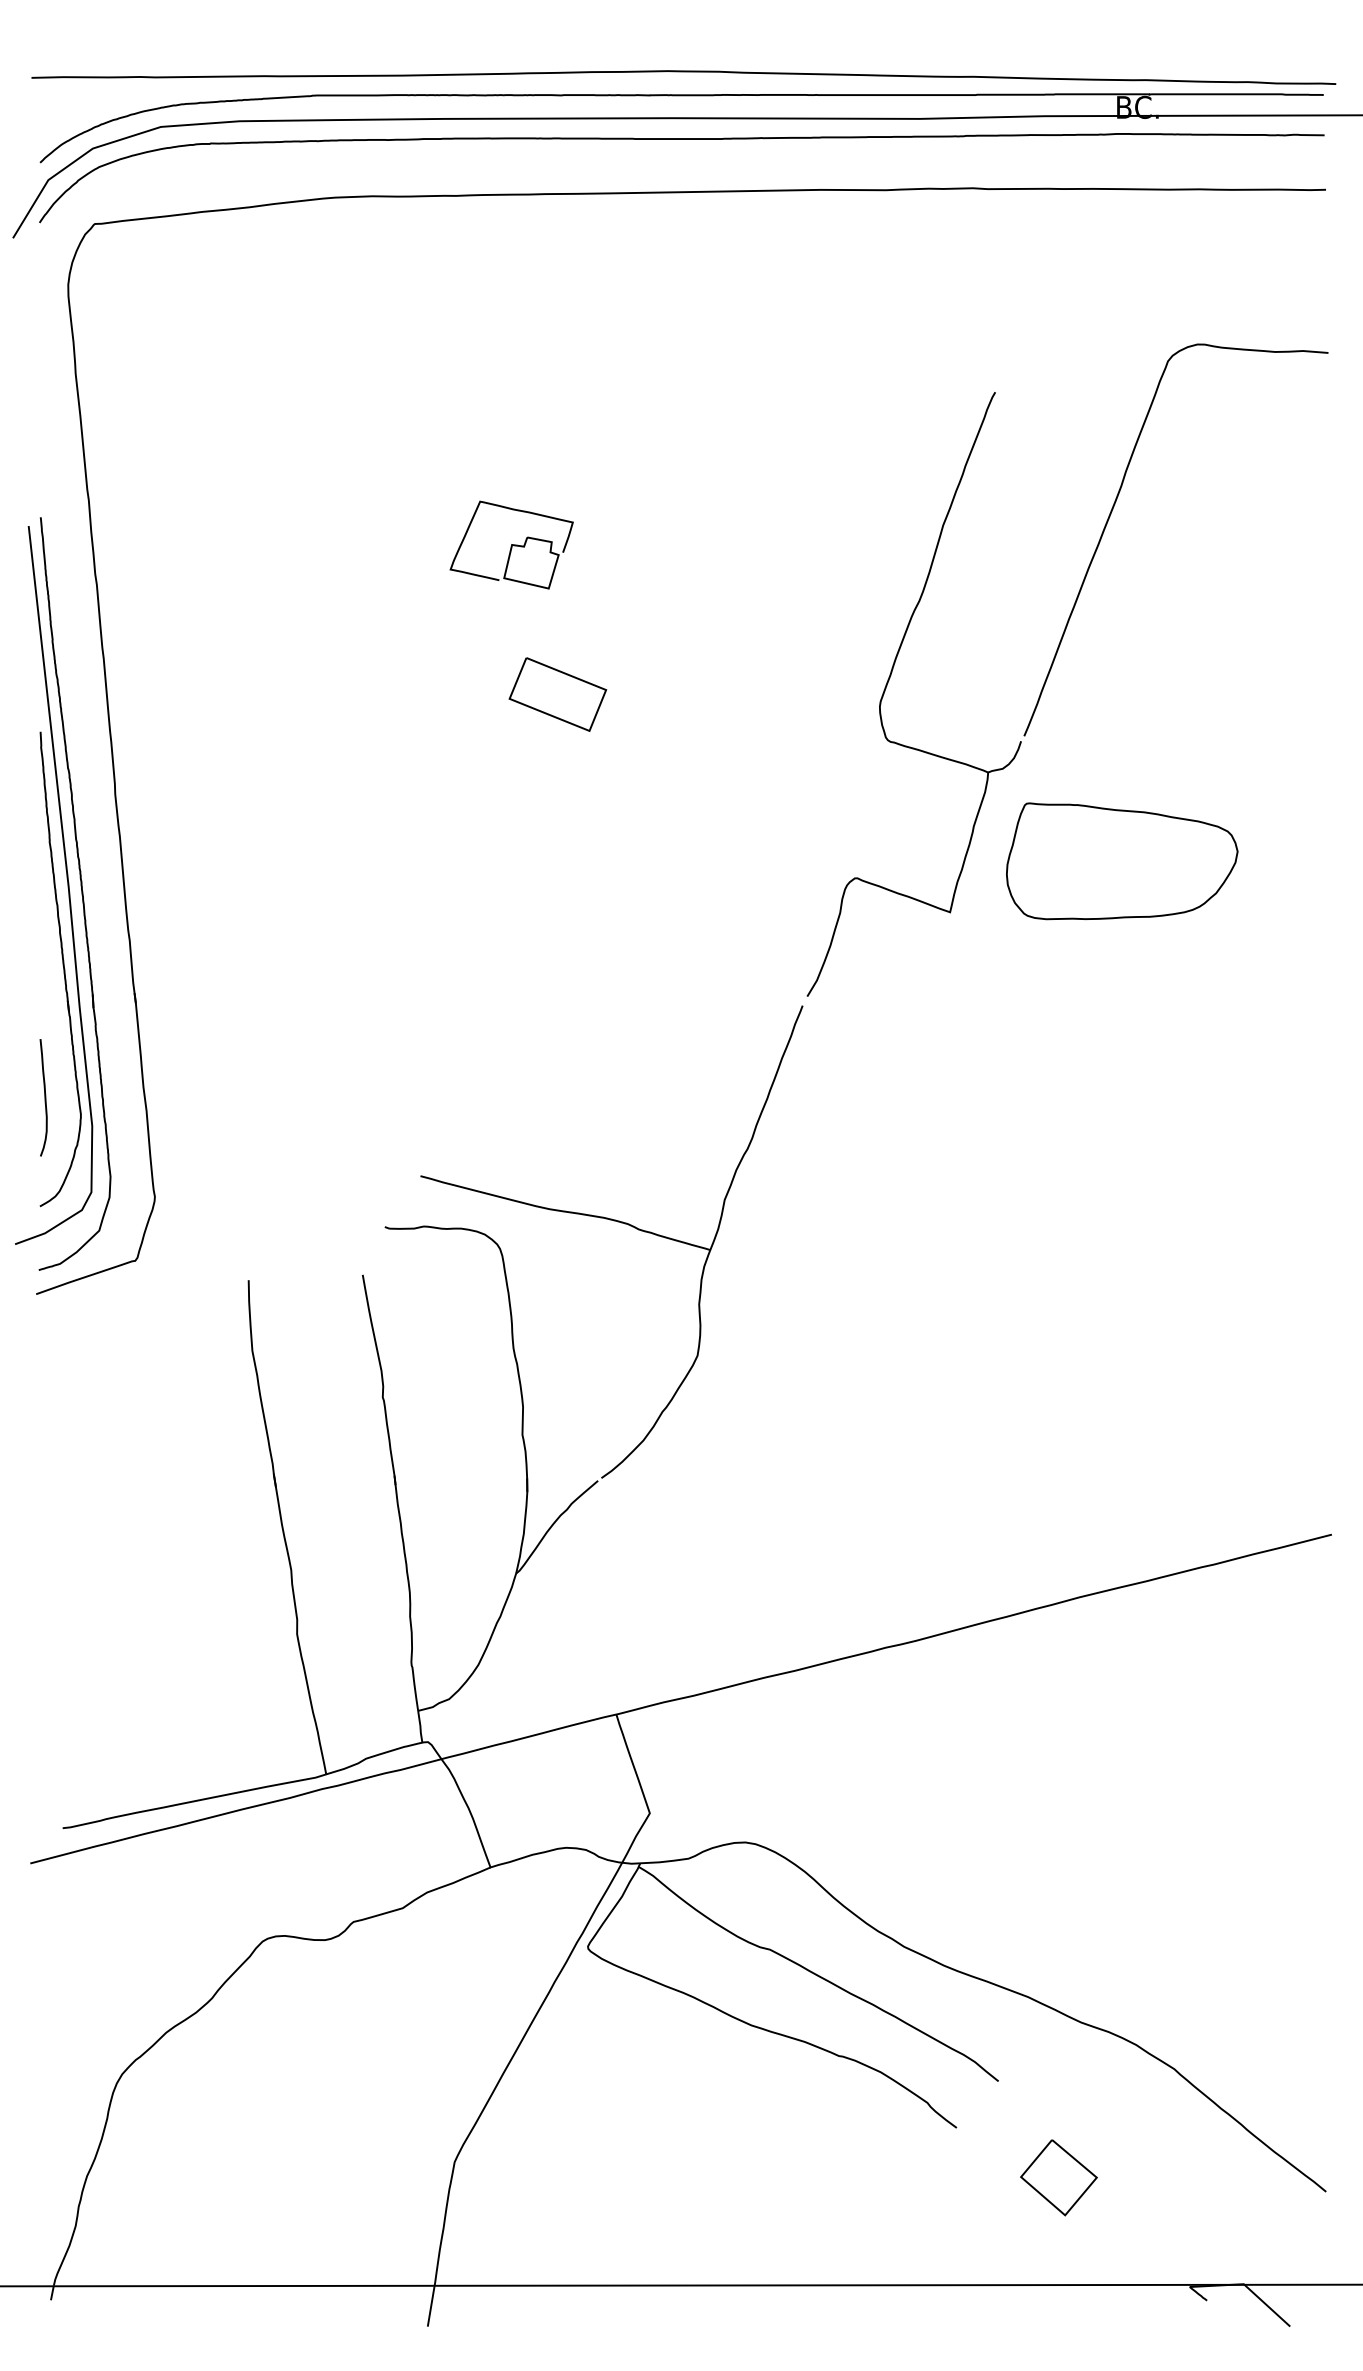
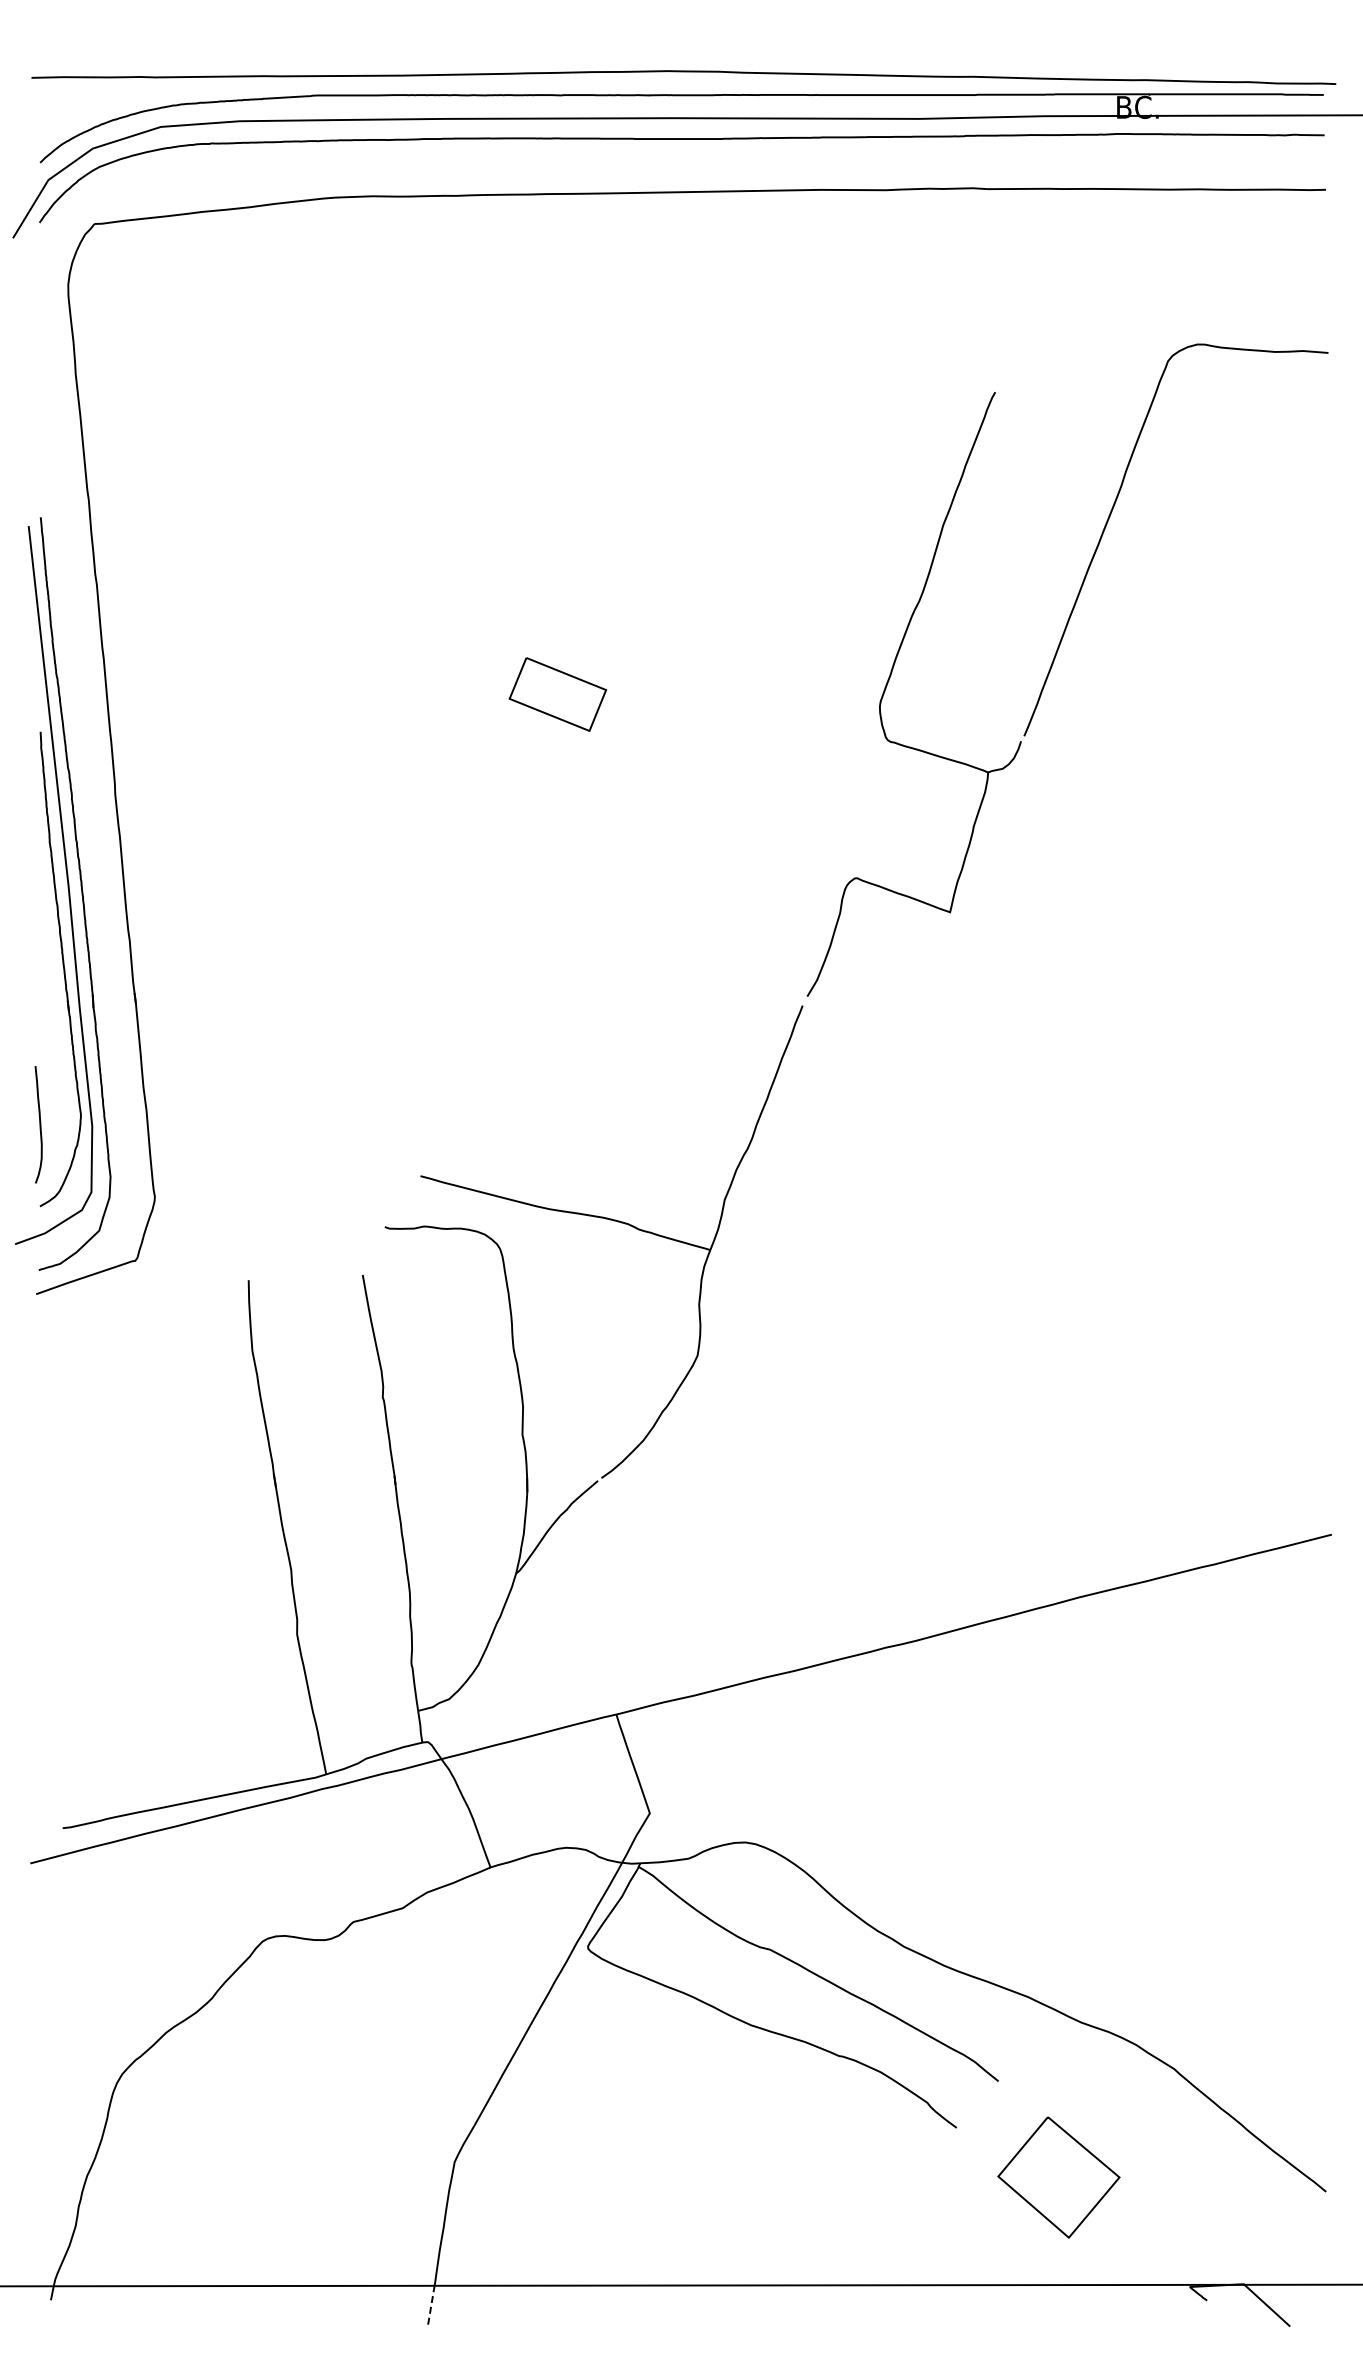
part: present -> none (511, 544)
part: present -> none (1122, 861)
curve position: (44, 1097) -> (39, 1124) (39, 1124)
part size: 78x78 px -> 124x123 px (1058, 2177)
line: solid -> dashed (431, 2306)
